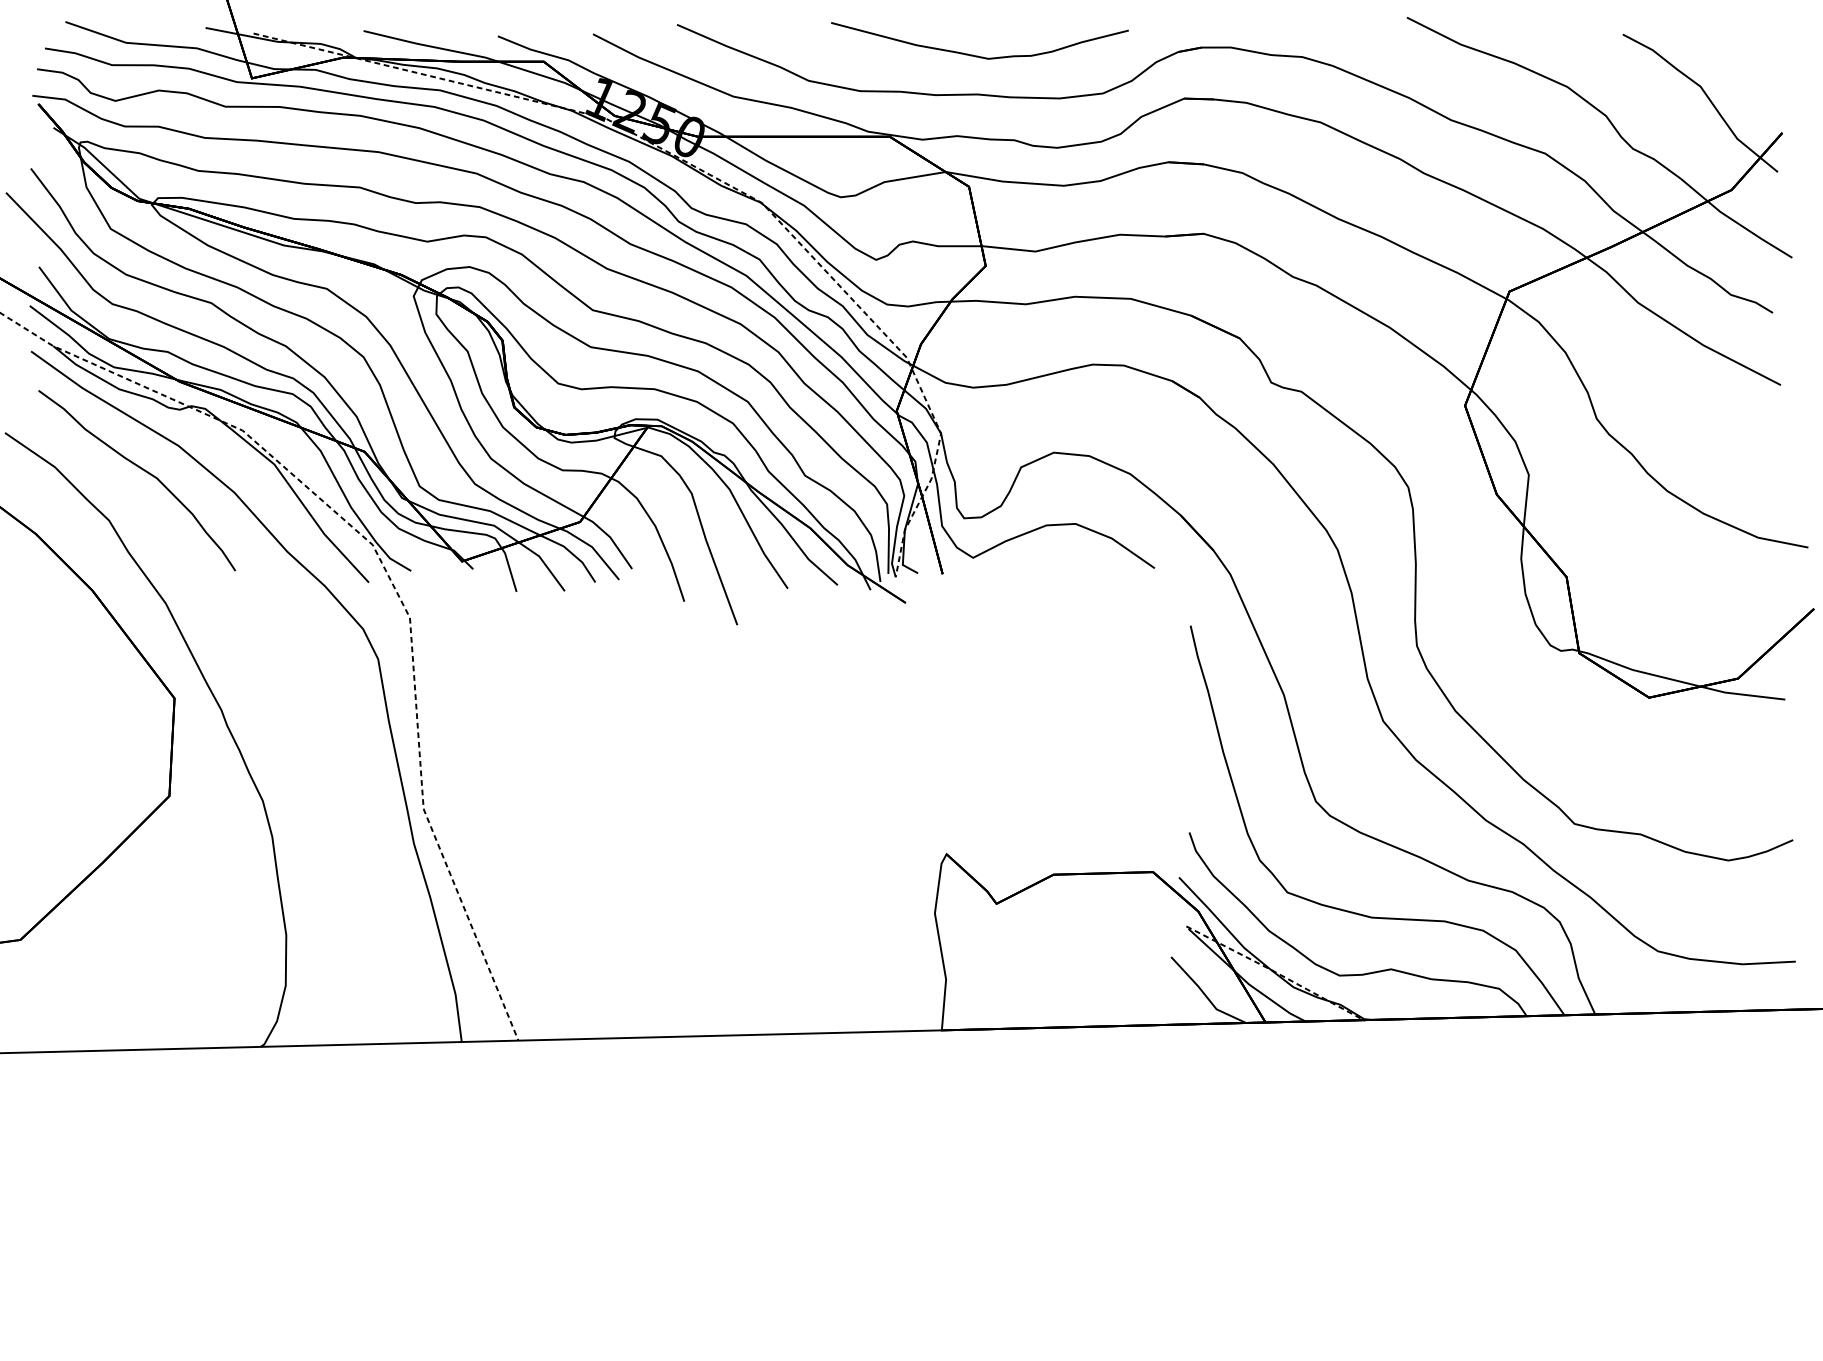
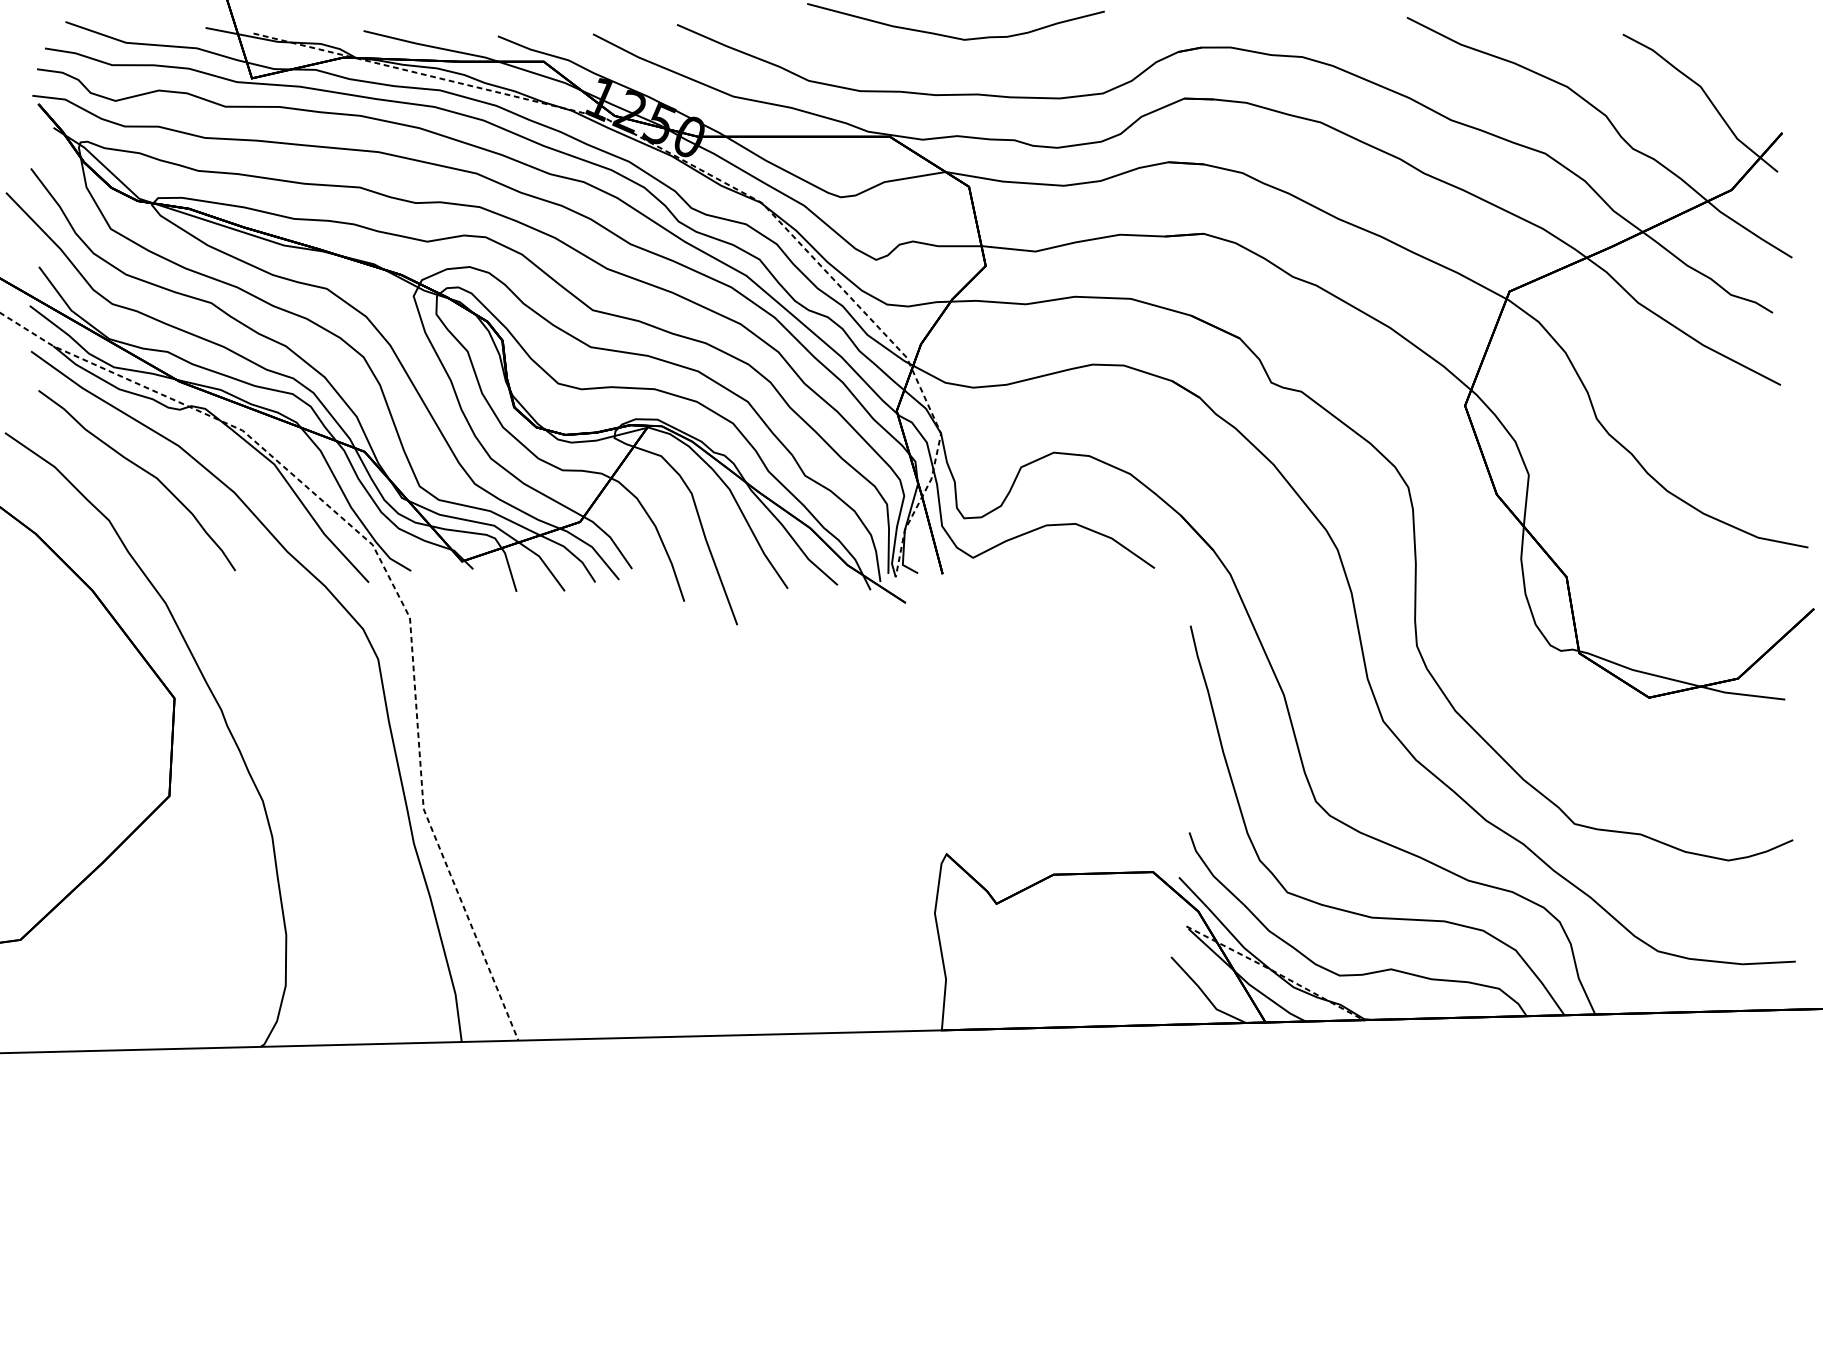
curve position: (978, 55) -> (954, 36) (954, 36)
